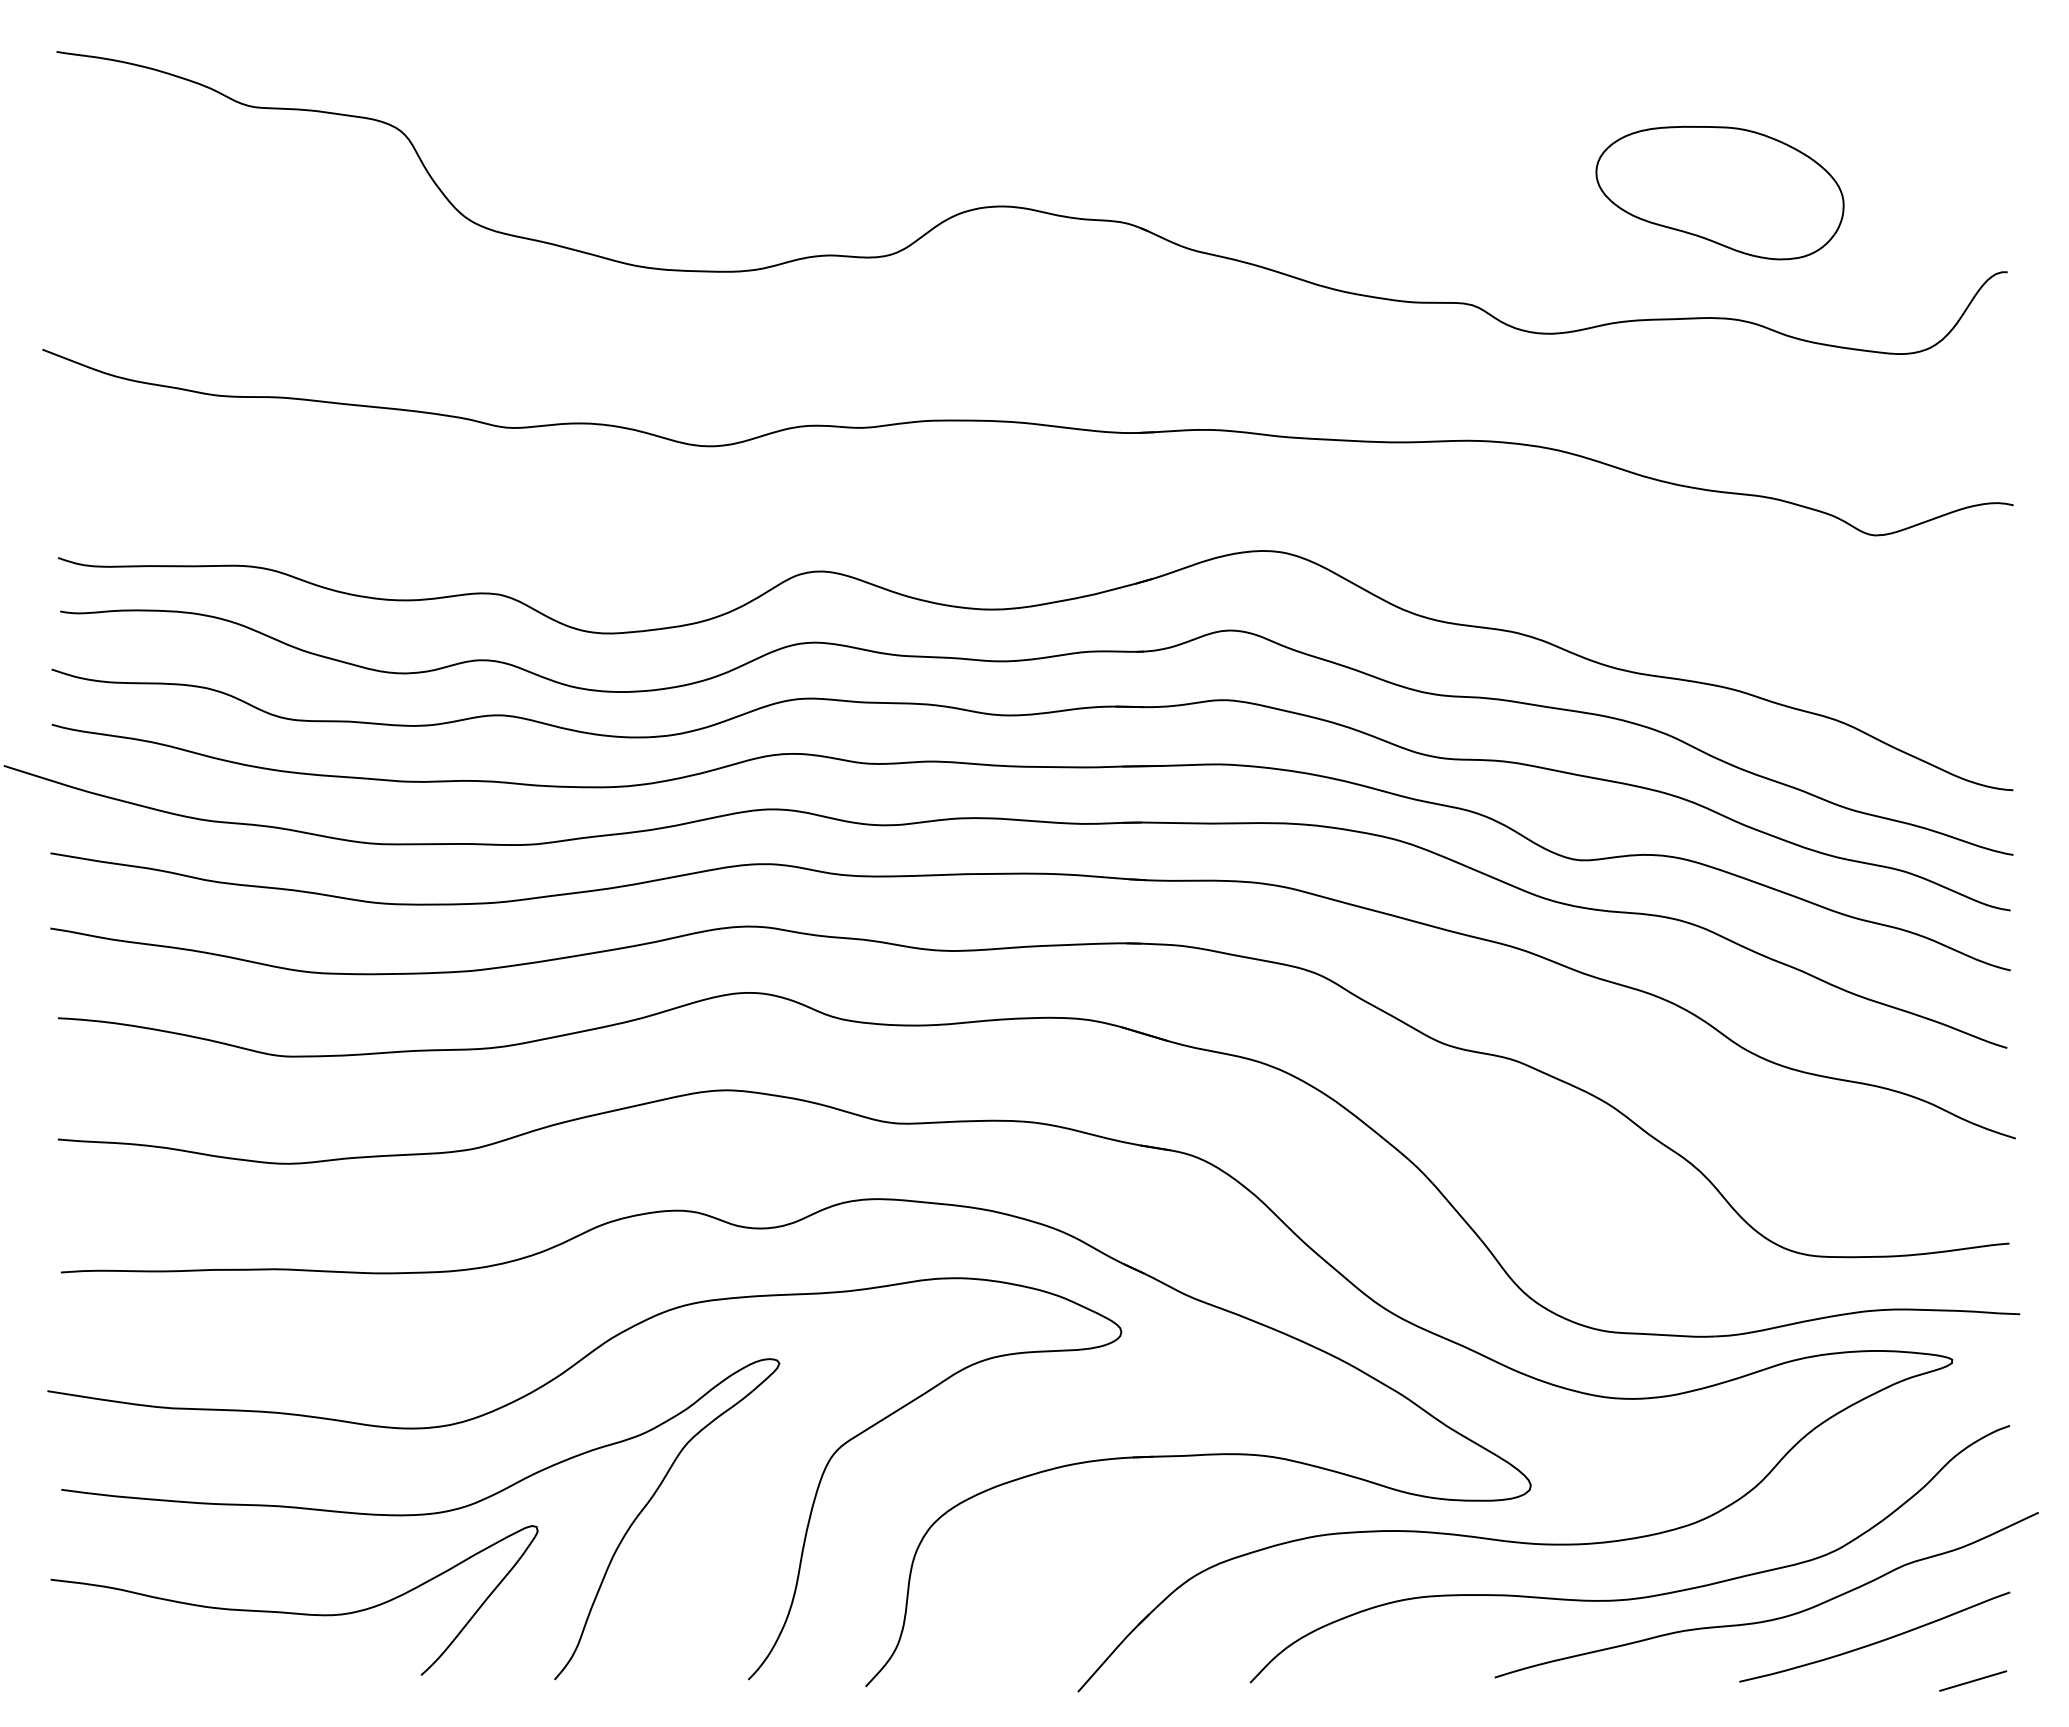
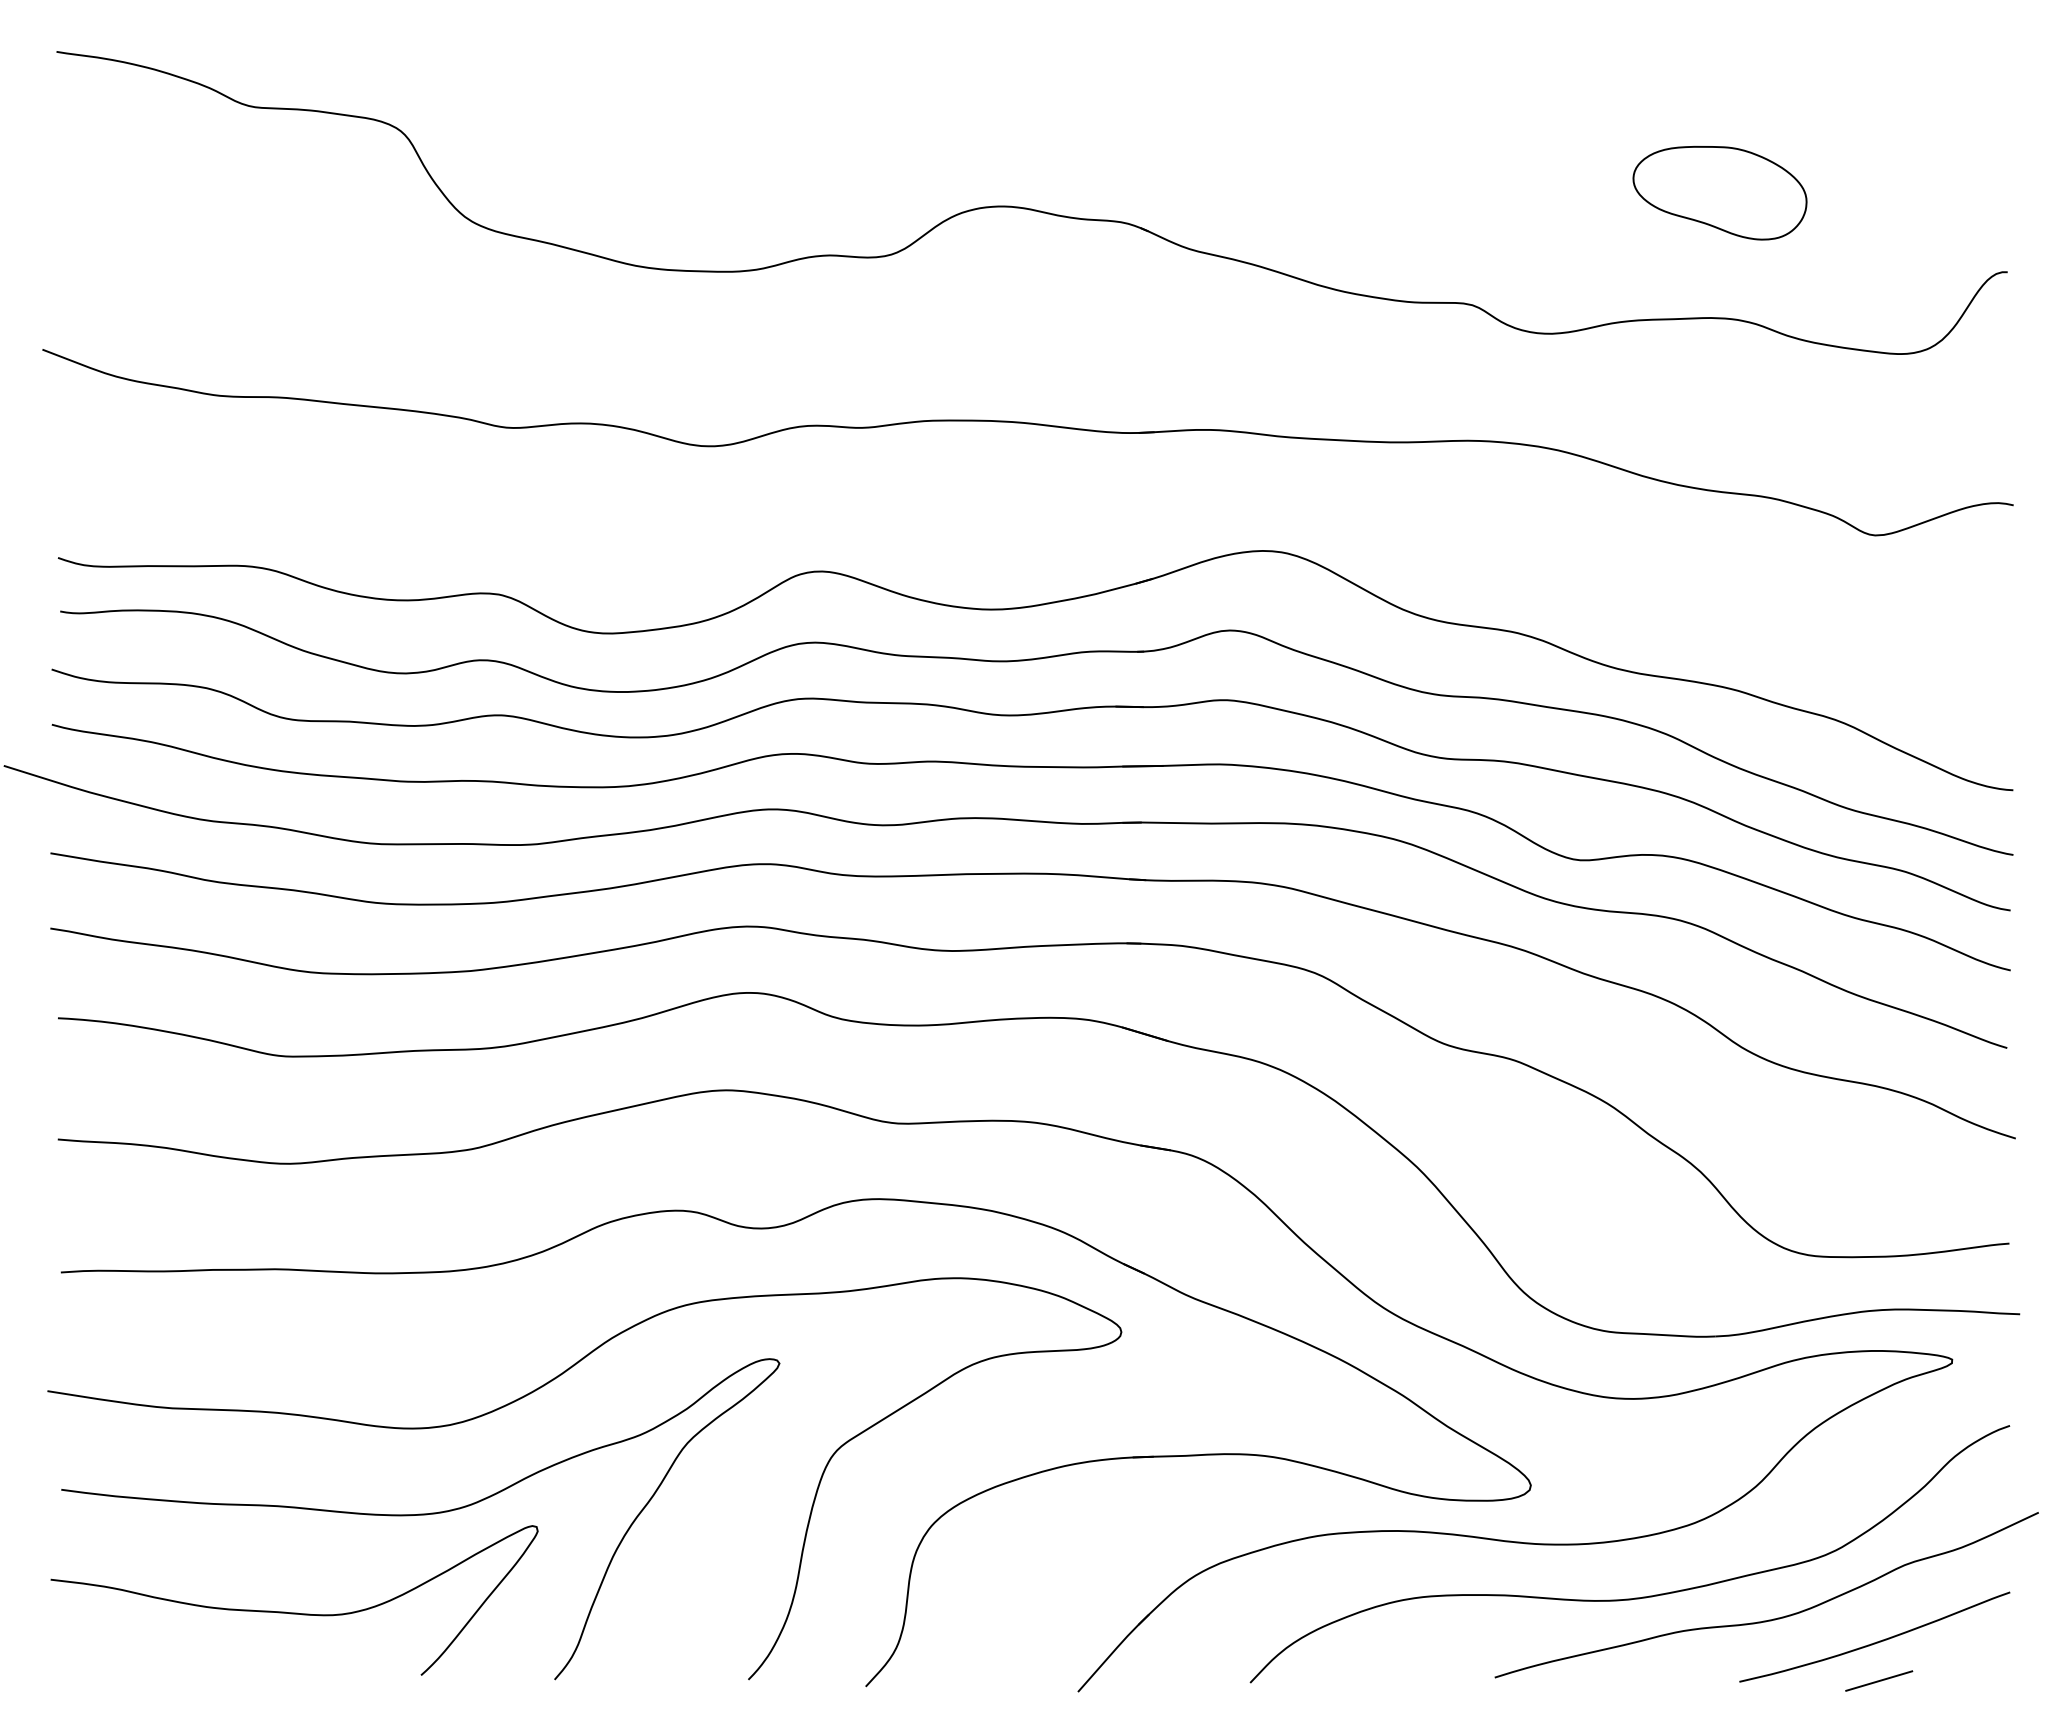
part size: 250x135 px -> 176x95 px (1719, 193)
line position: (1973, 1680) -> (1879, 1680) (1879, 1680)
